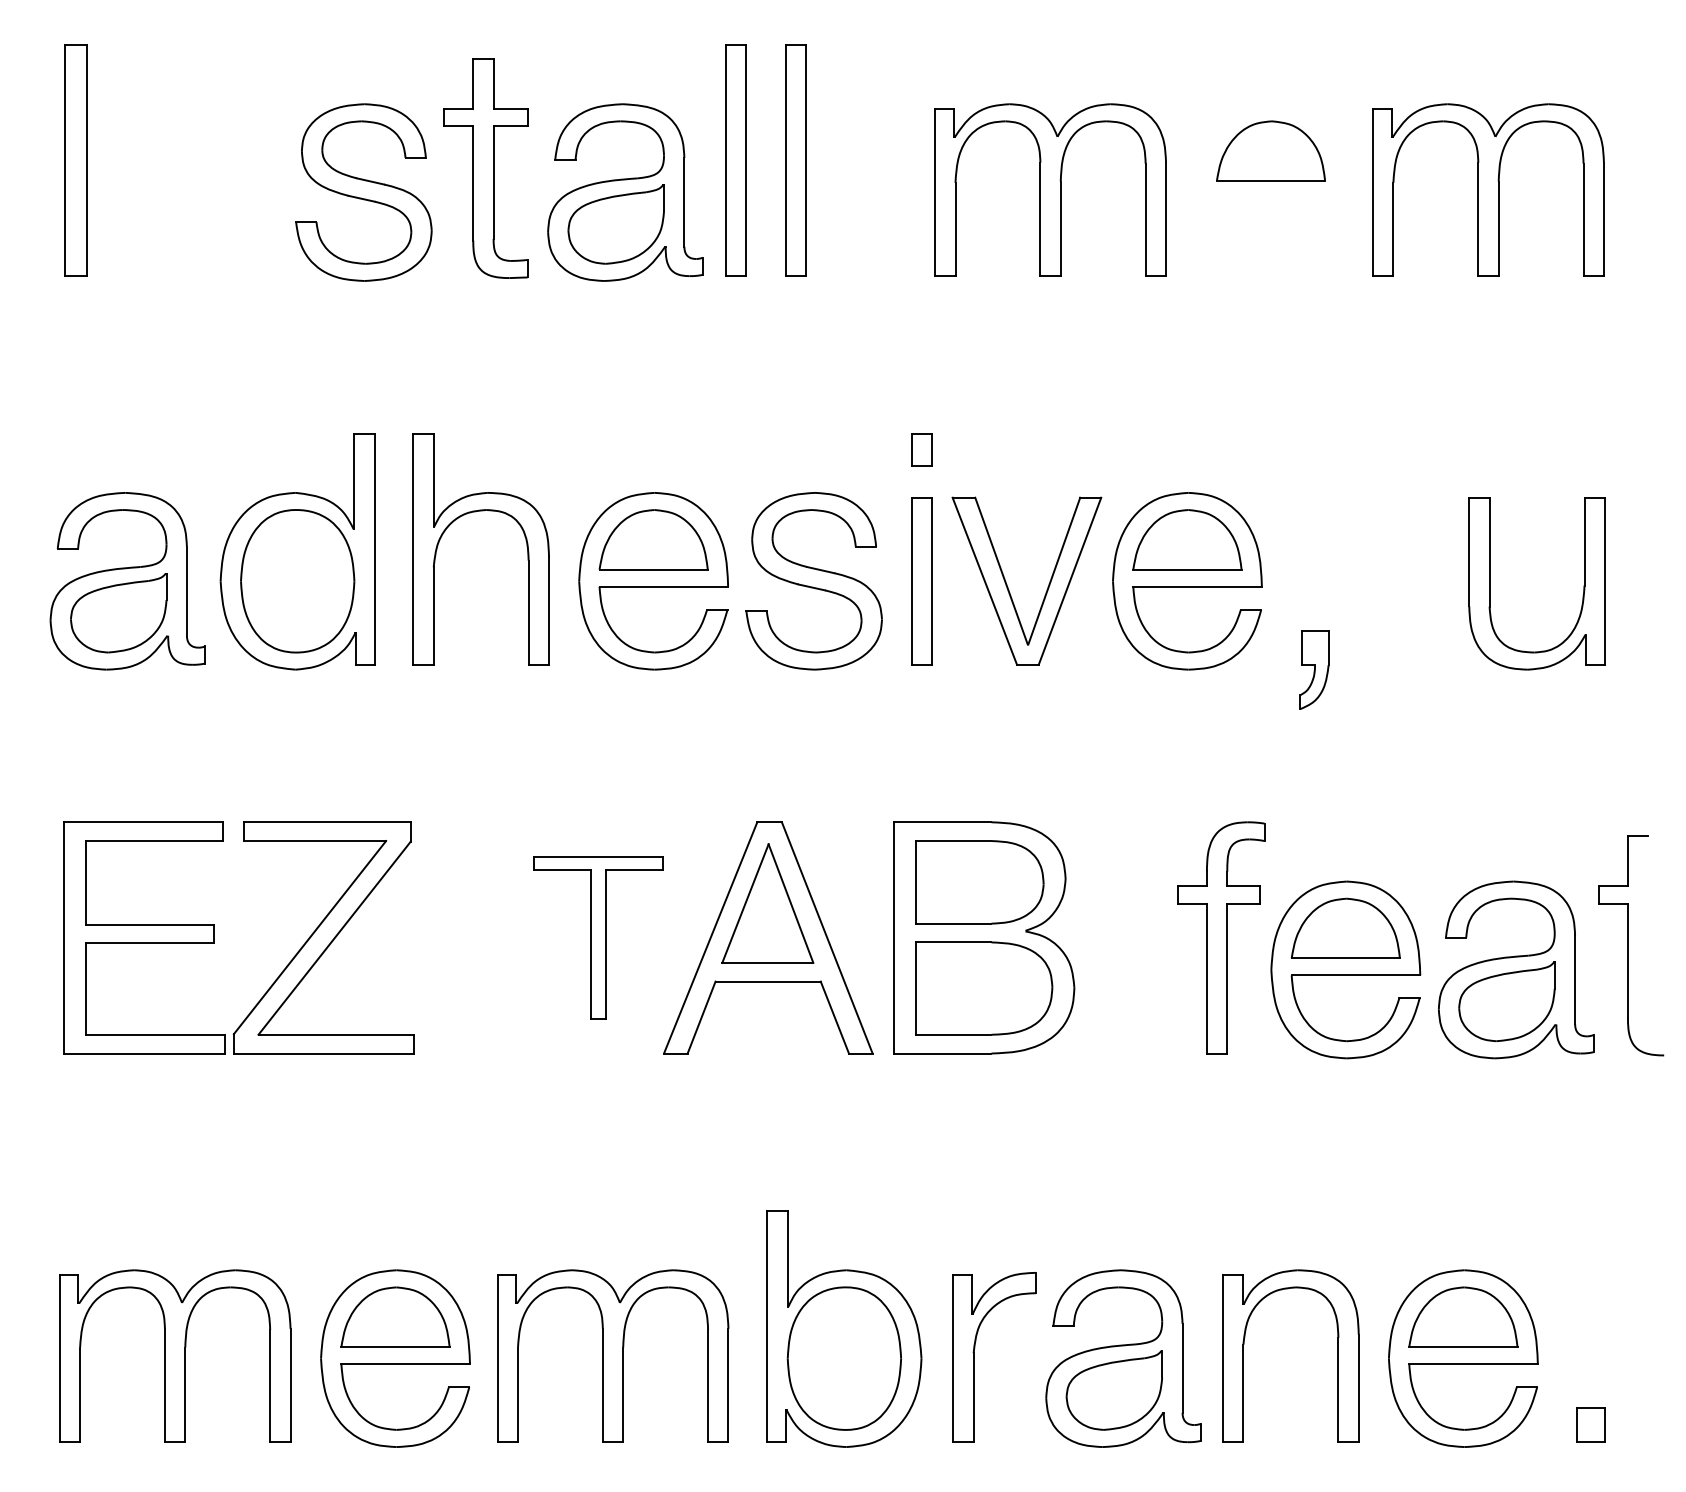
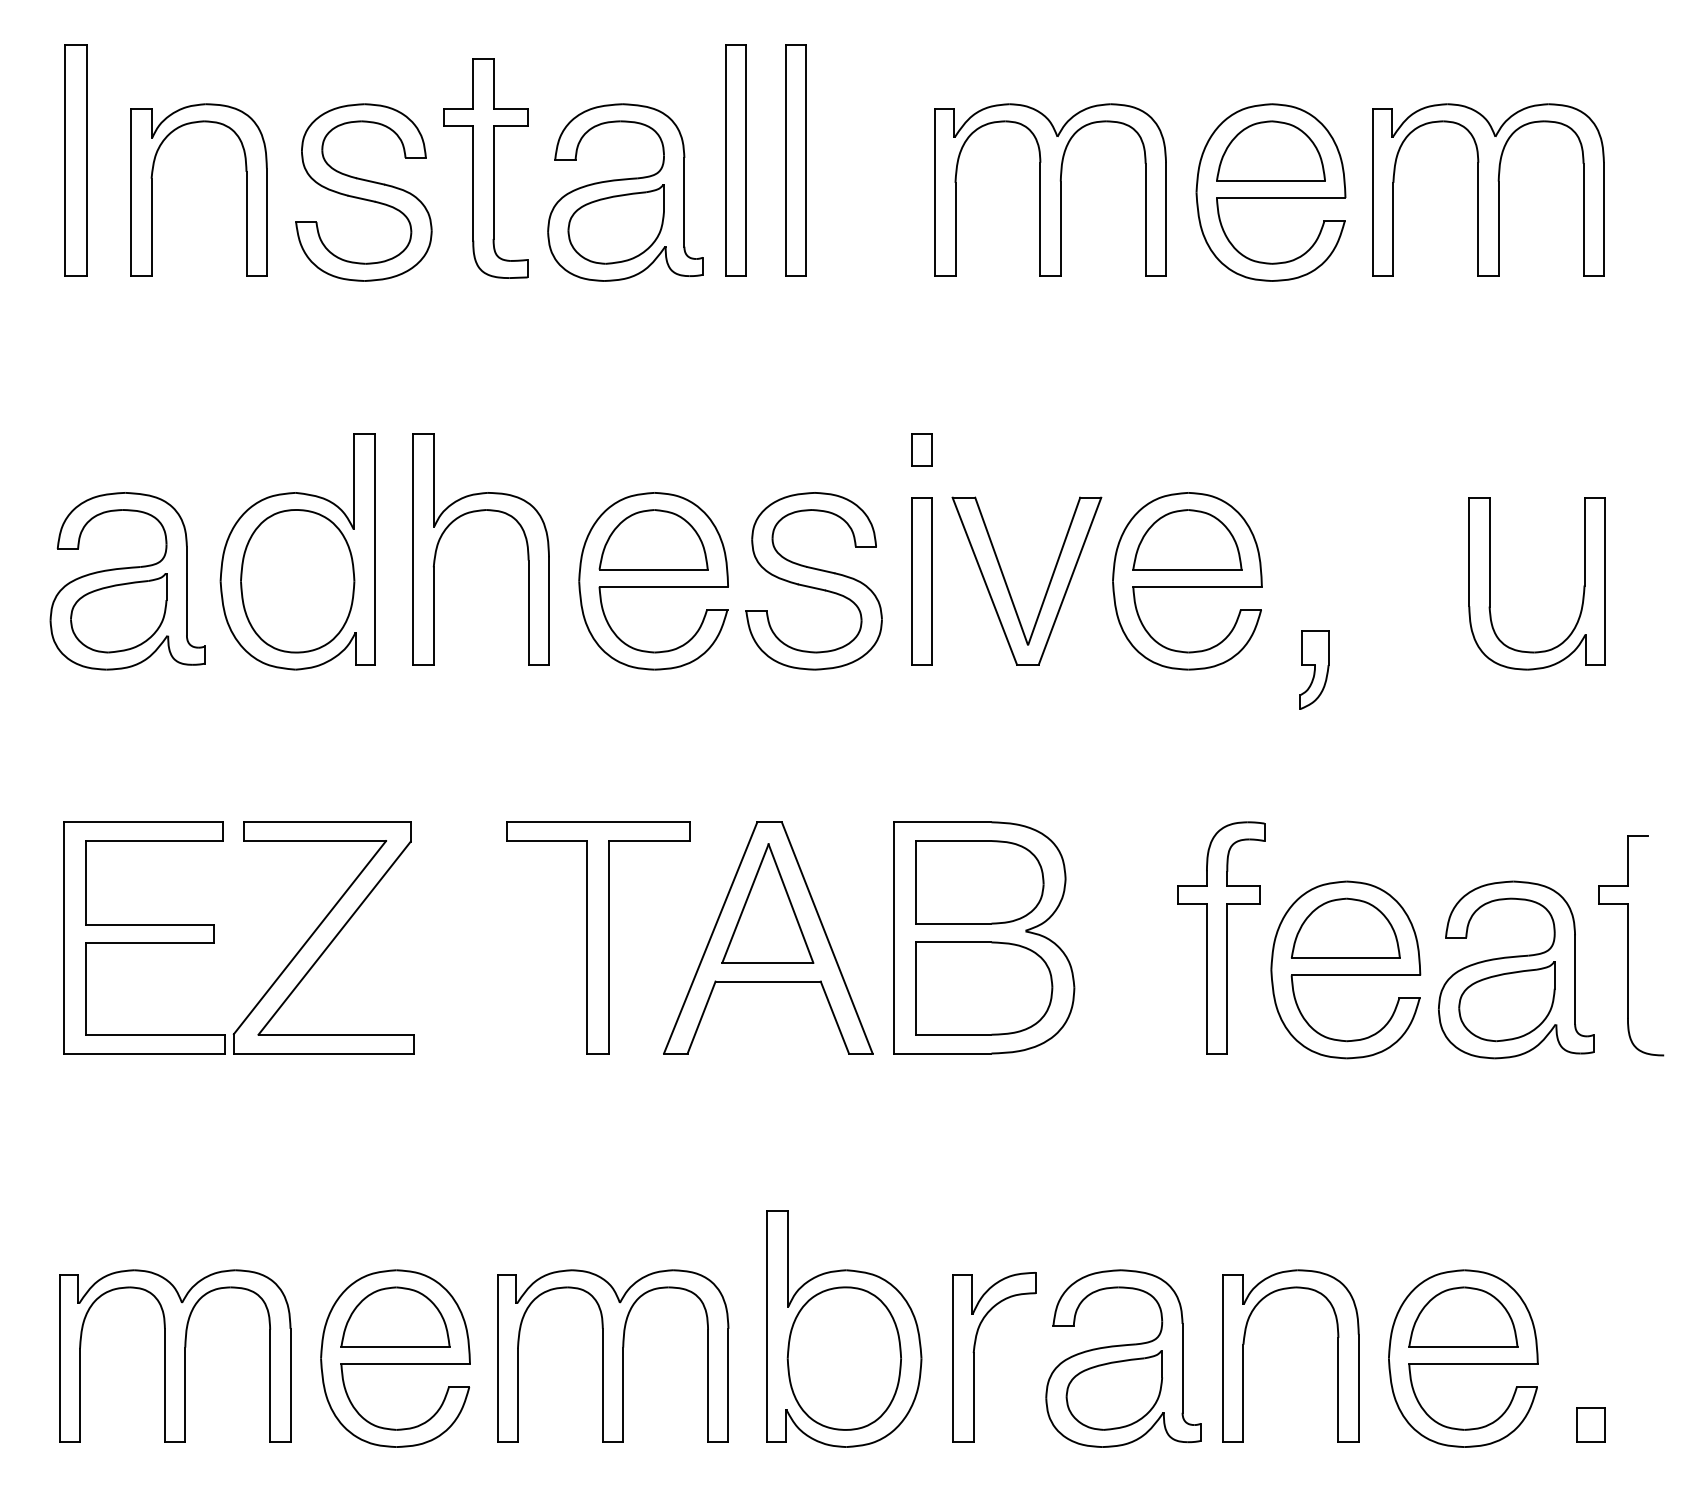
part: none -> present (152, 189)
part: none -> present (1270, 192)
part size: 131x164 px -> 185x234 px (598, 937)
